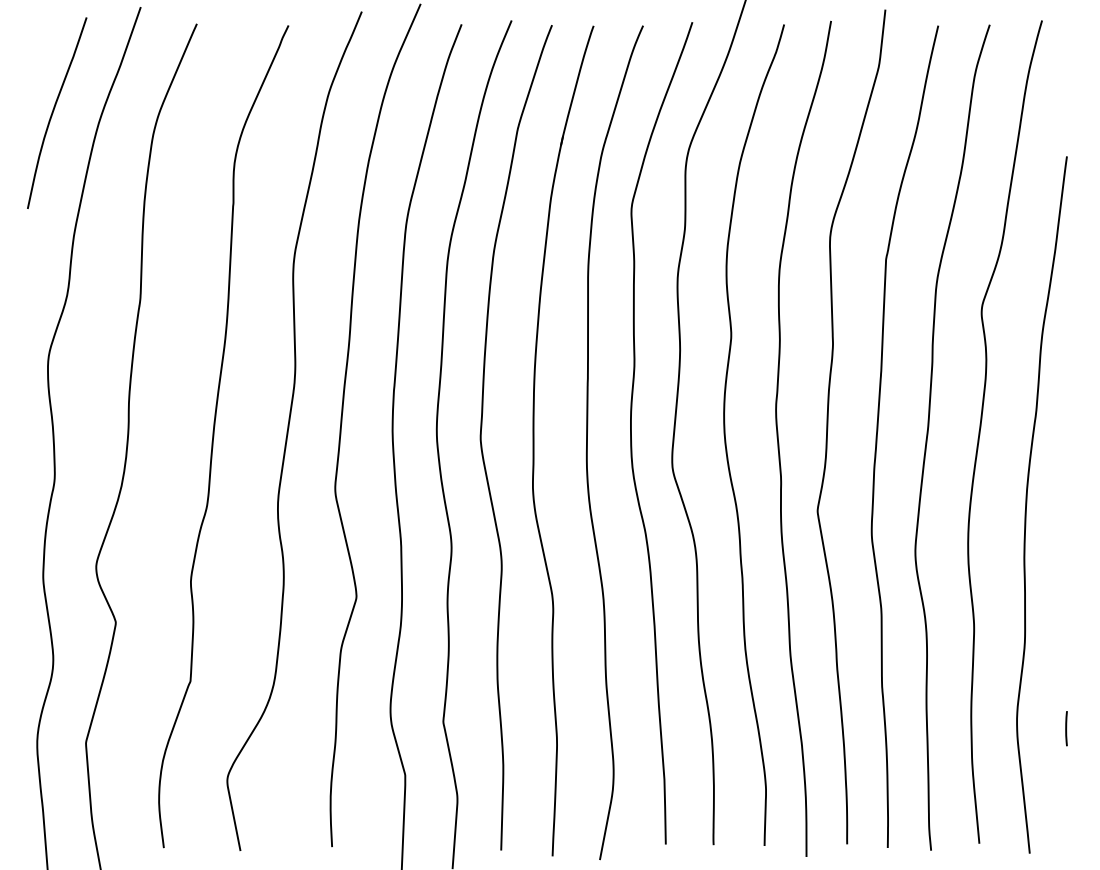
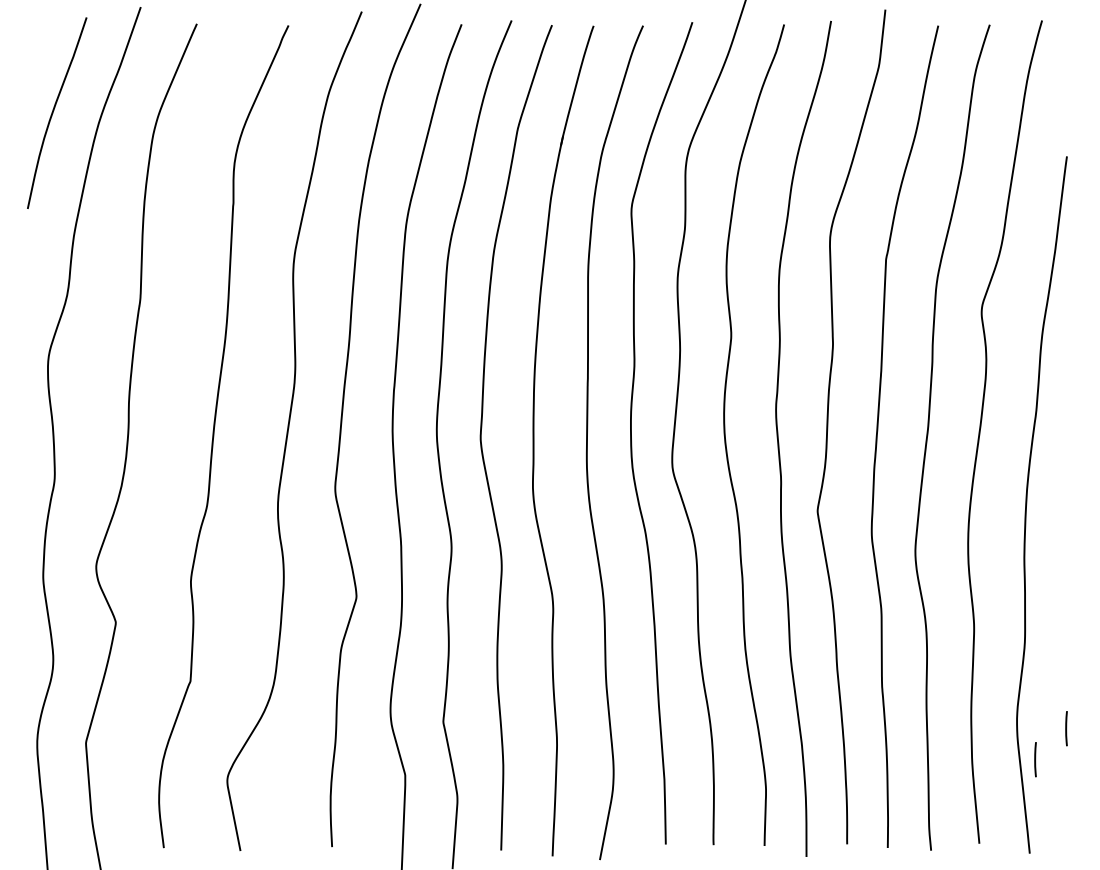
line: none -> present (1035, 759)
